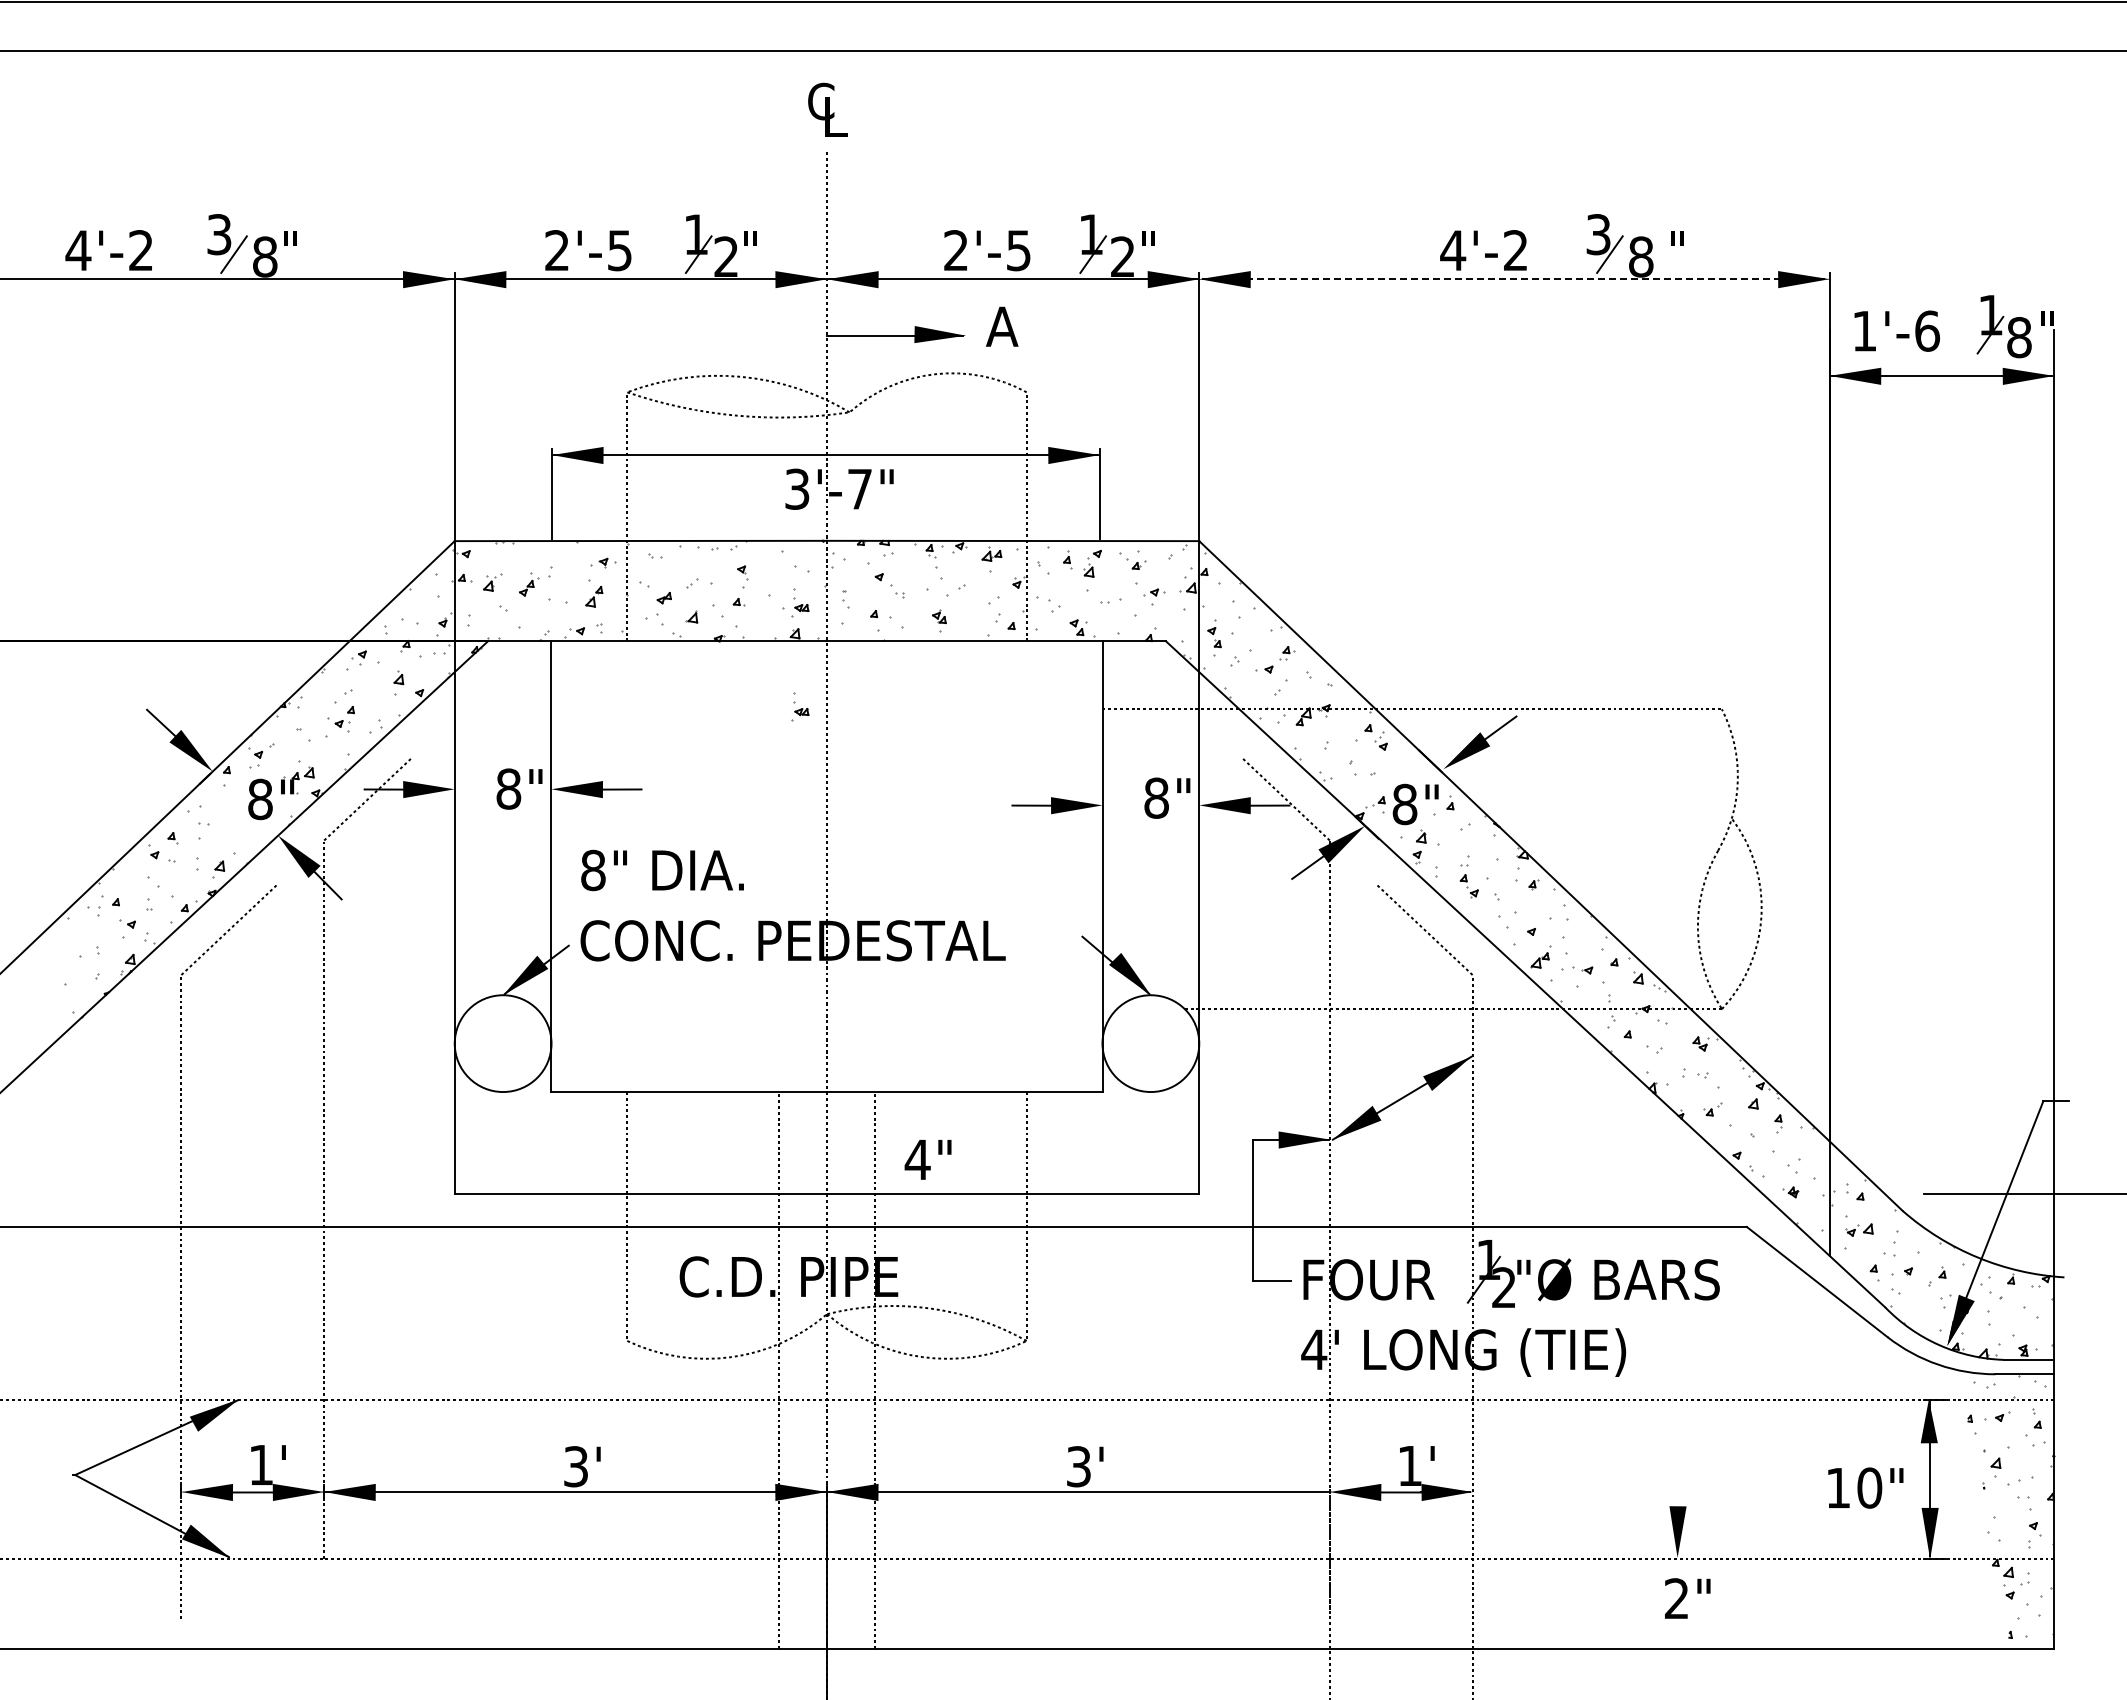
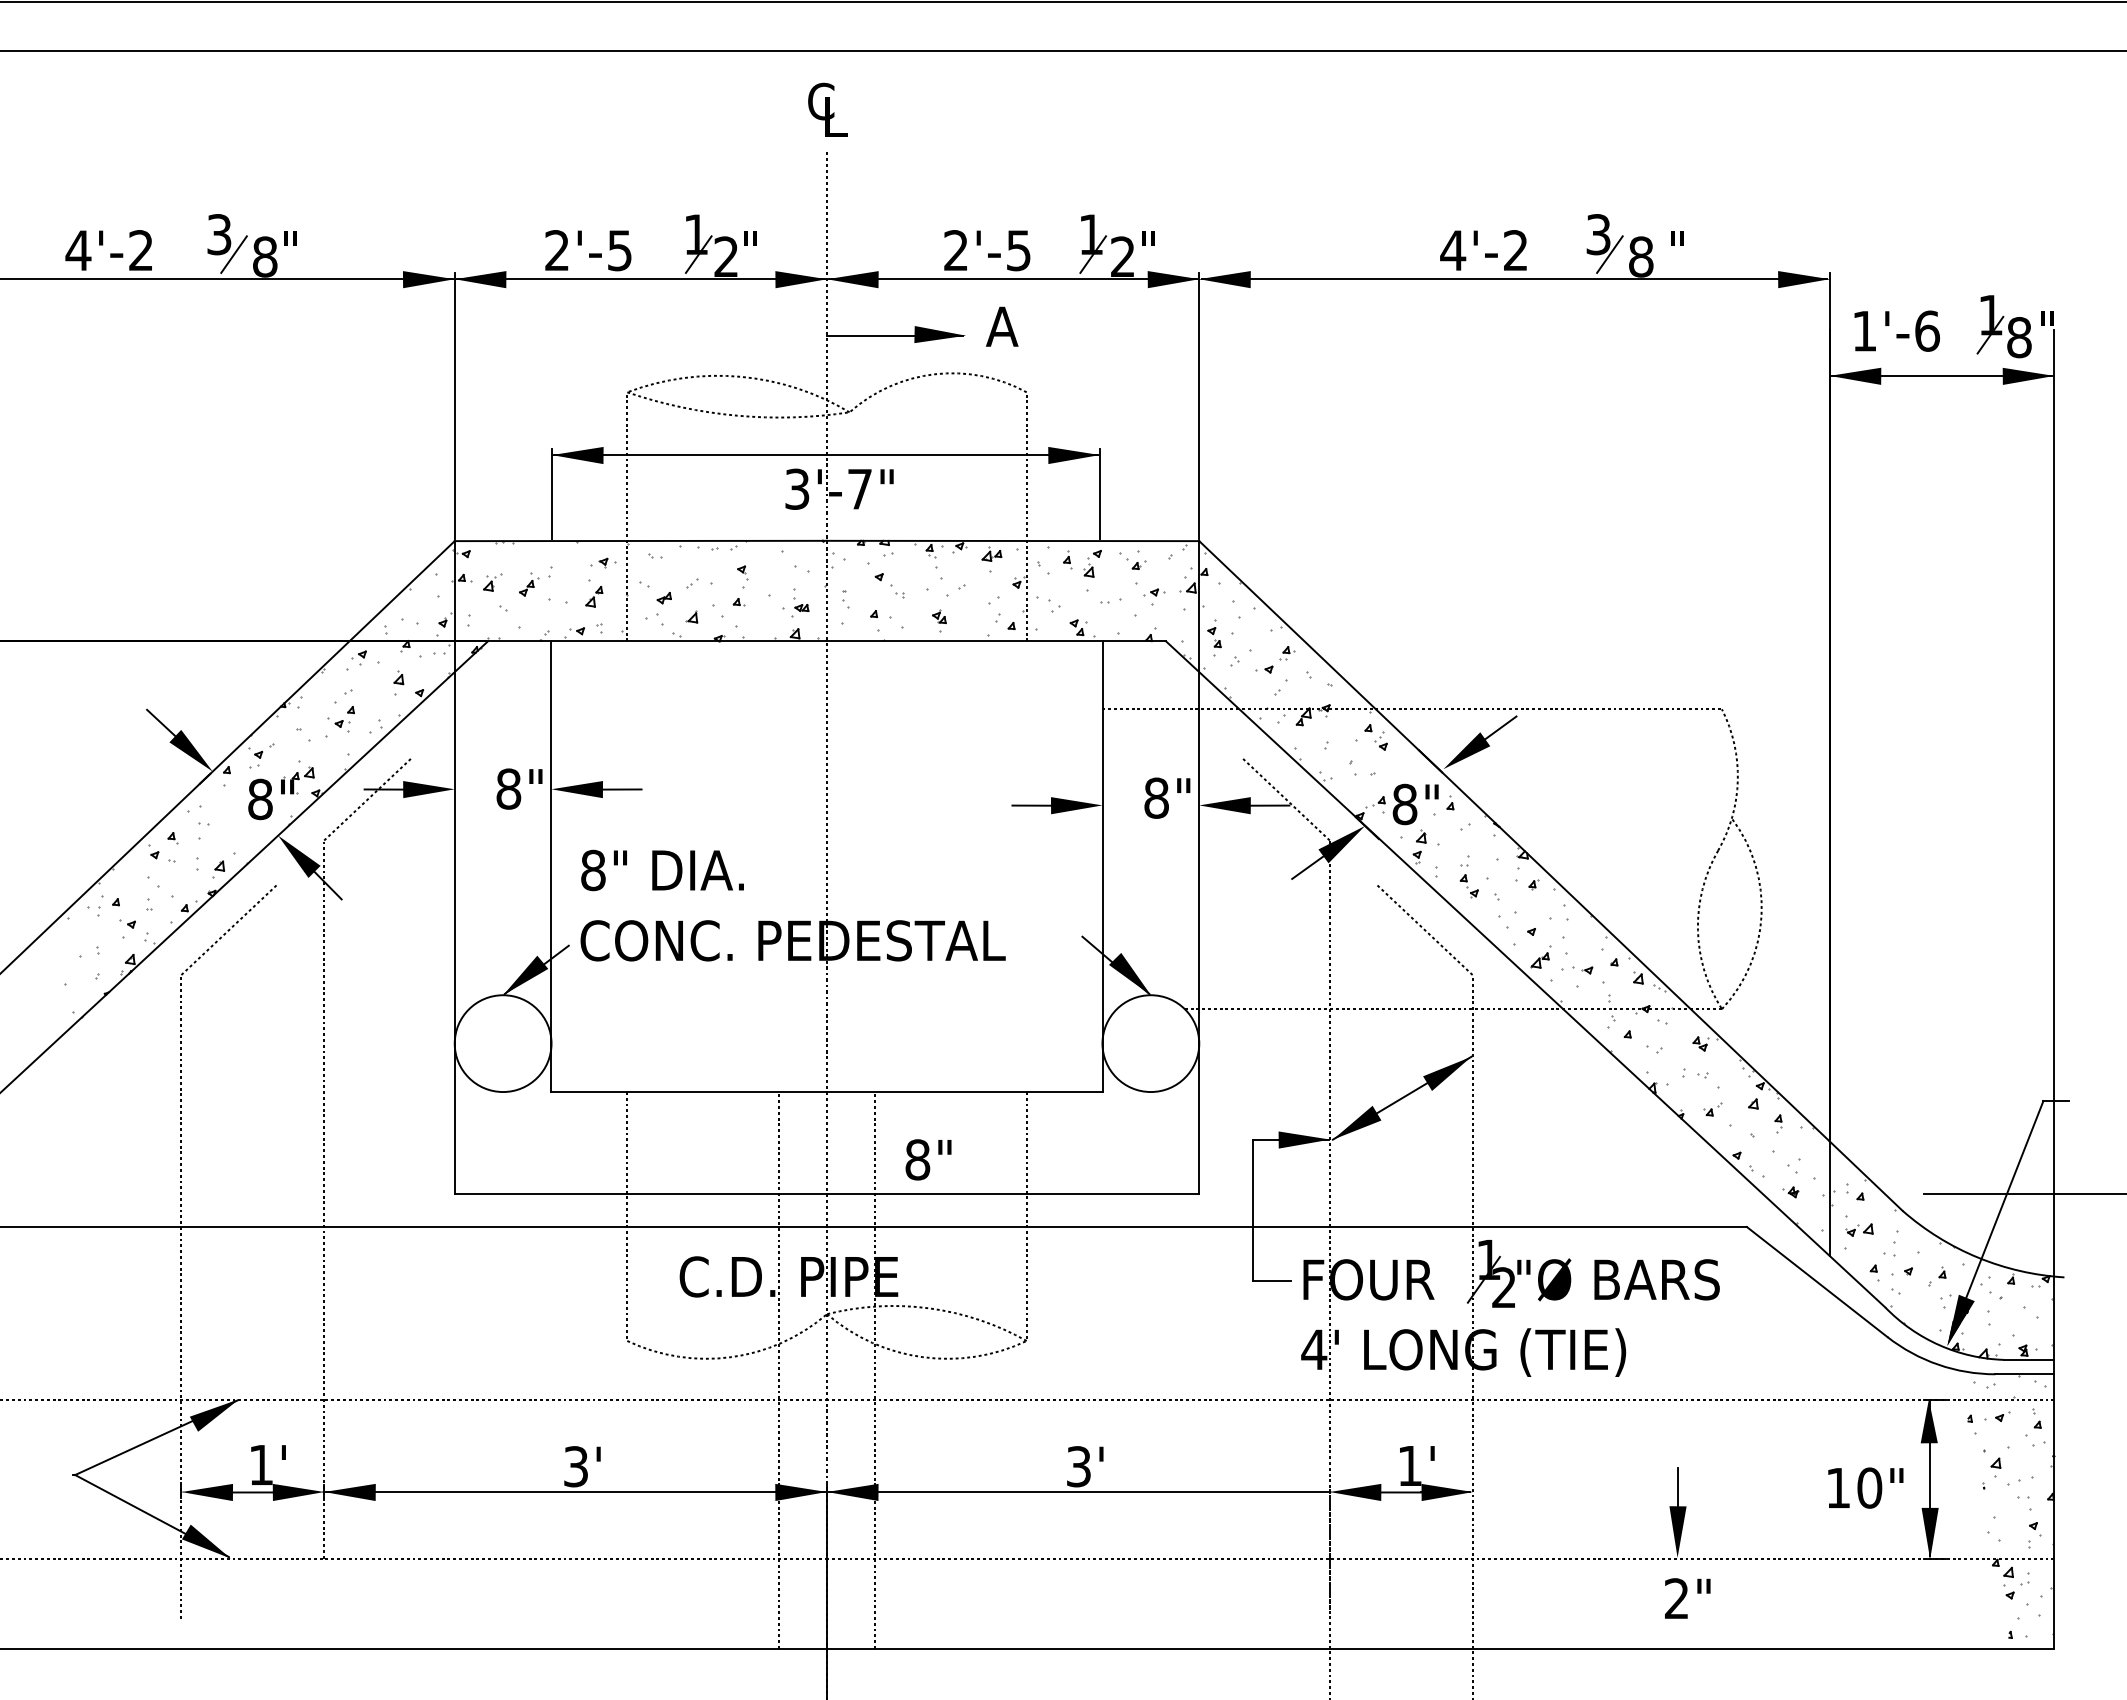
line: dashed -> solid (1514, 279)
part: present -> none (800, 706)
text: 4" -> 8" (917, 1159)
line: none -> present (1678, 1486)
